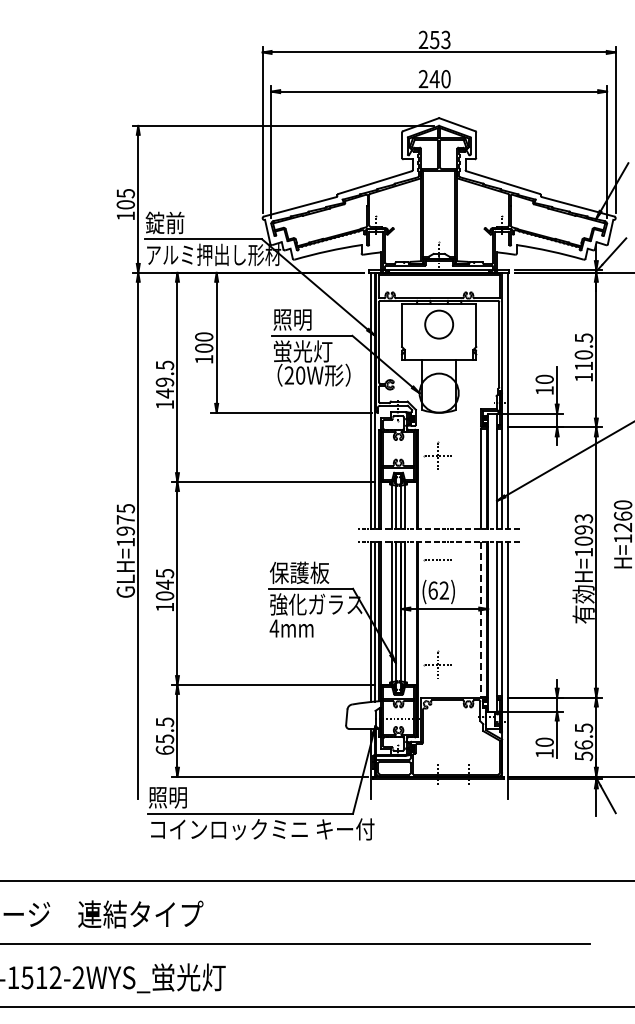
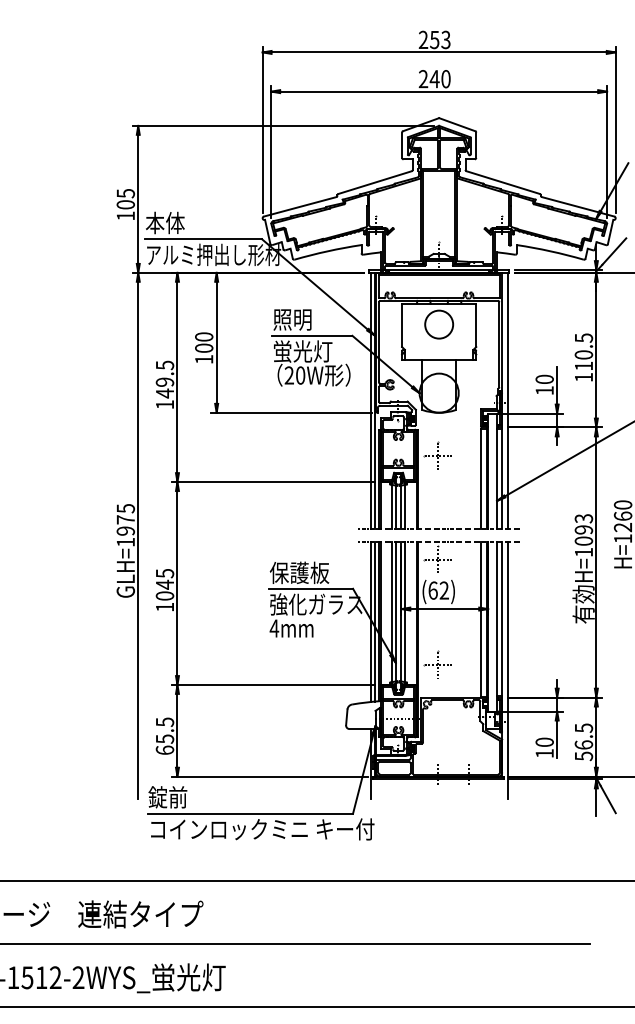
text: 錠前 -> 本体 (164, 222)
line: none -> present (438, 560)
line: dashed -> solid (480, 619)
text: 照明 -> 錠前 (167, 797)
